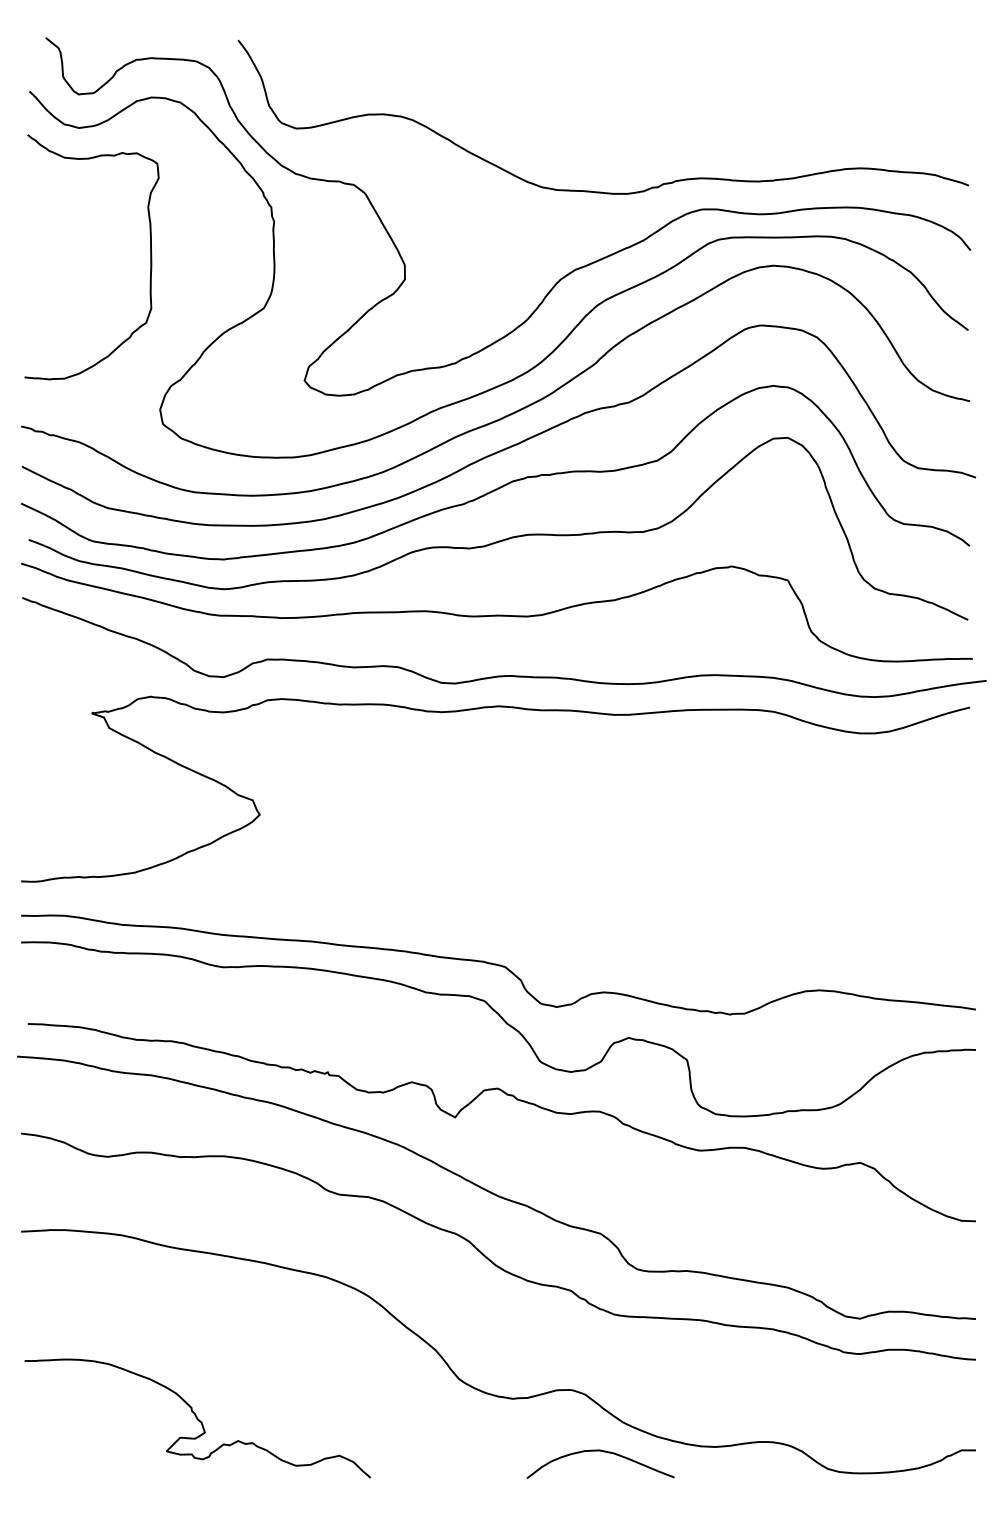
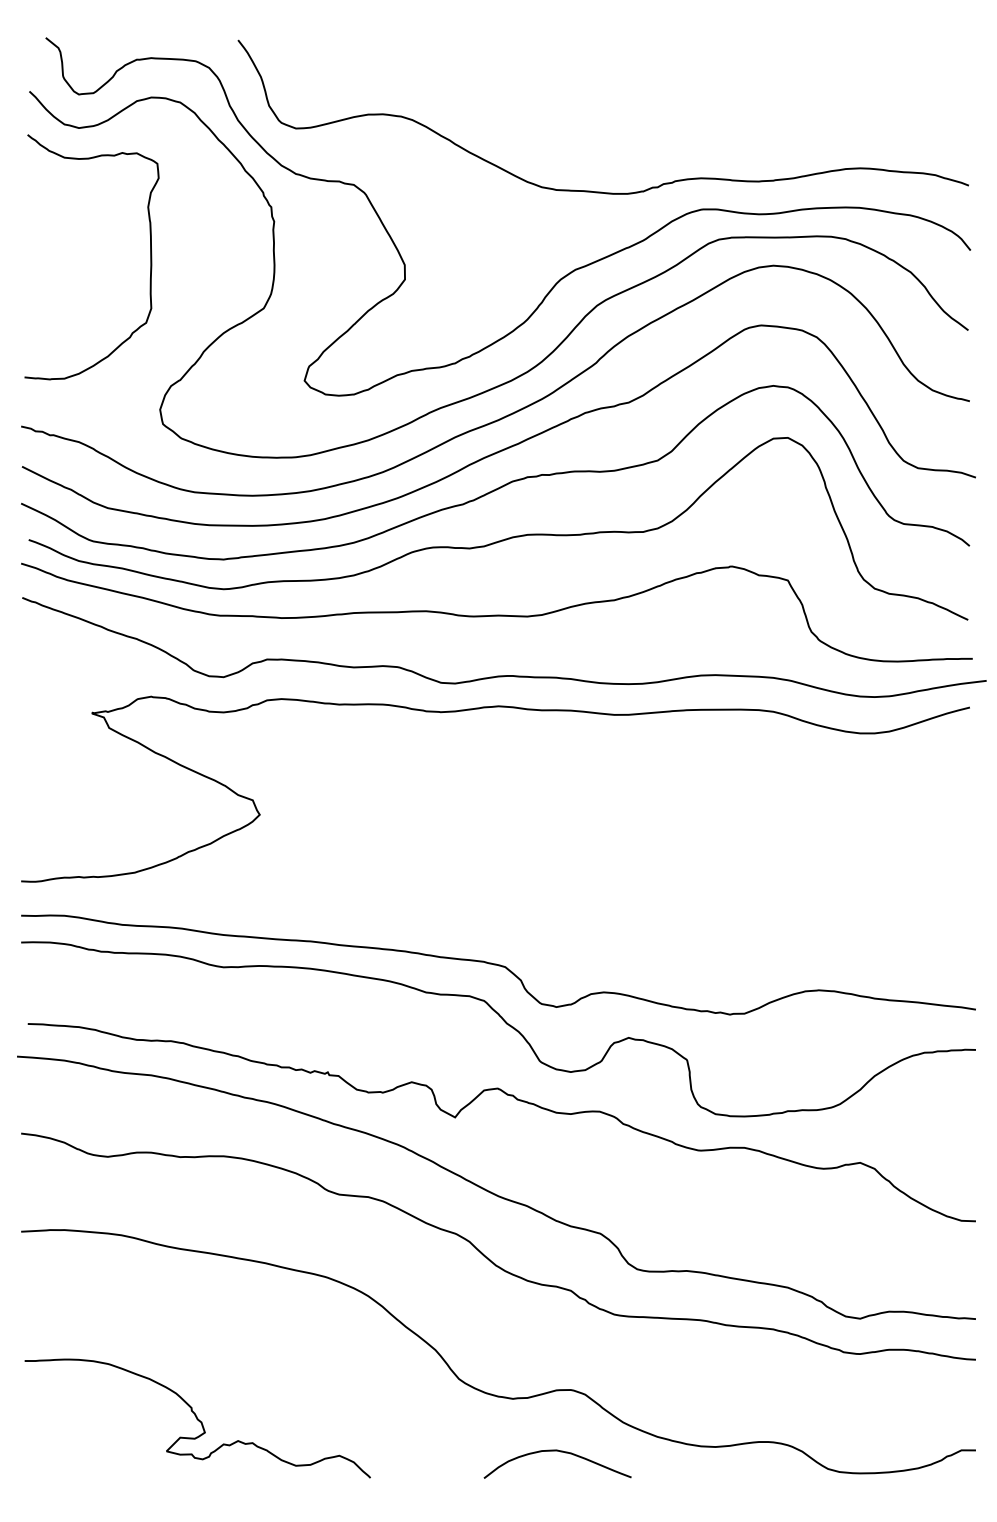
curve position: (603, 1452) -> (560, 1452) (560, 1452)
